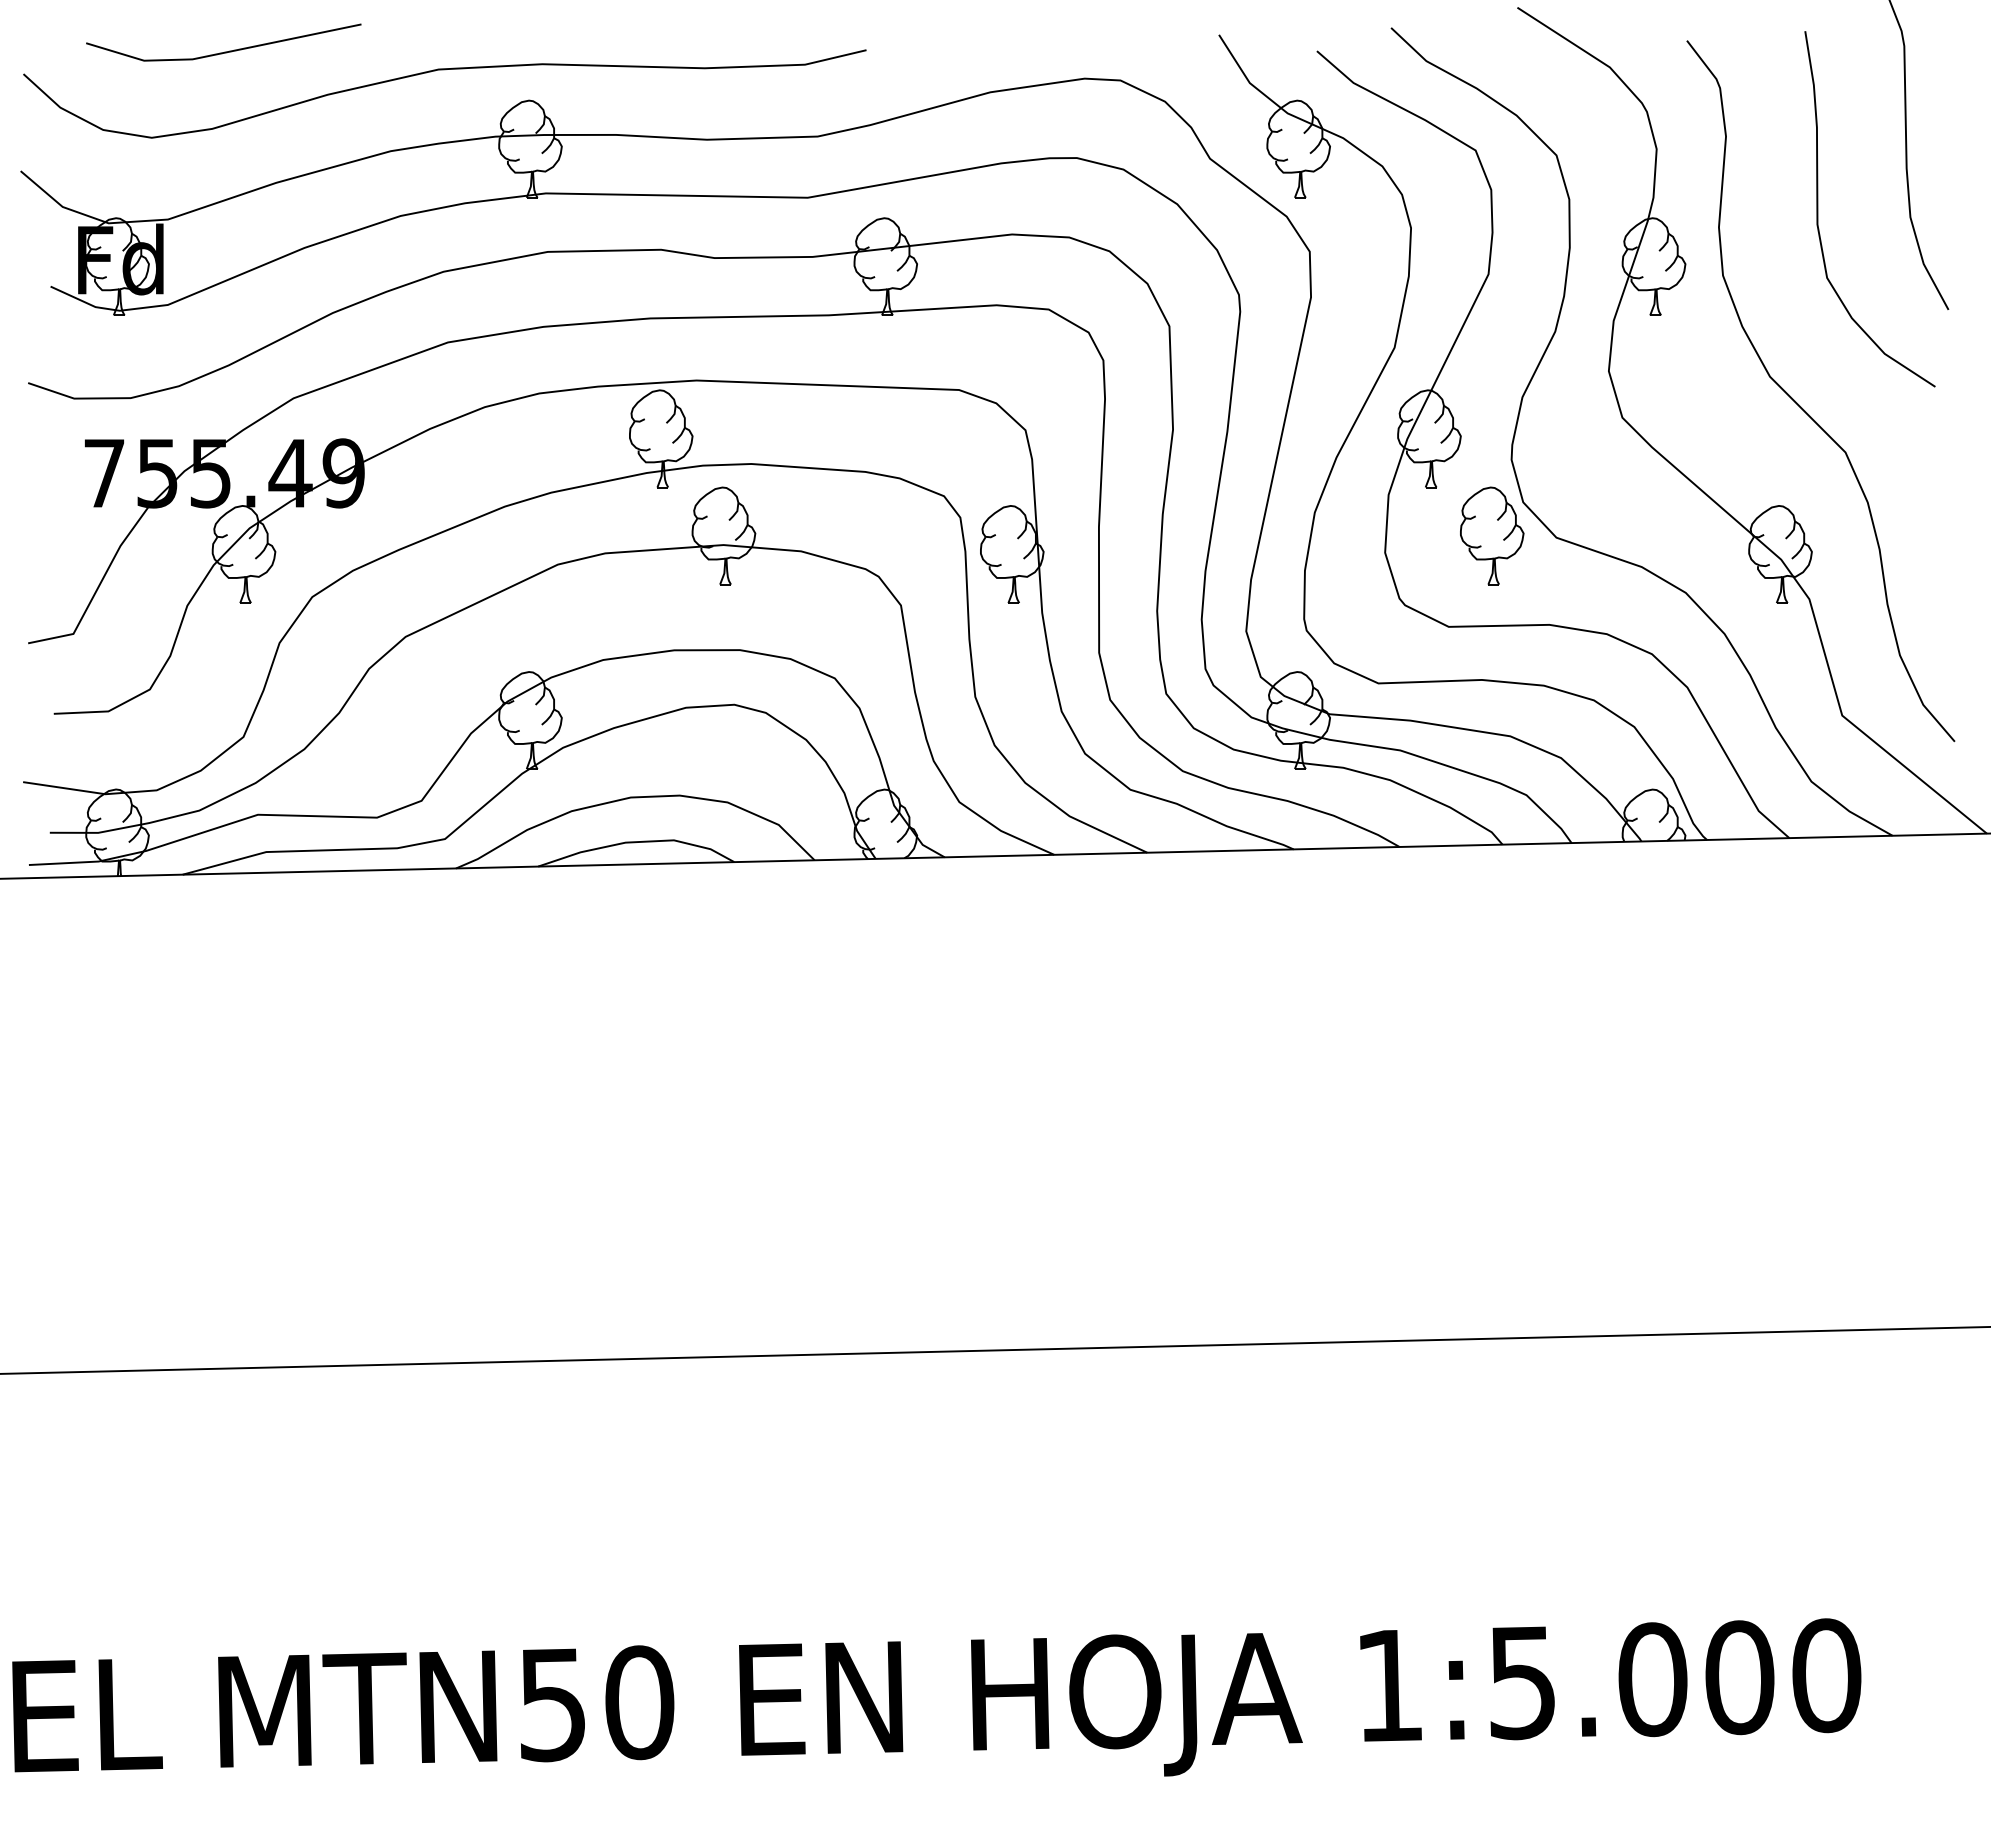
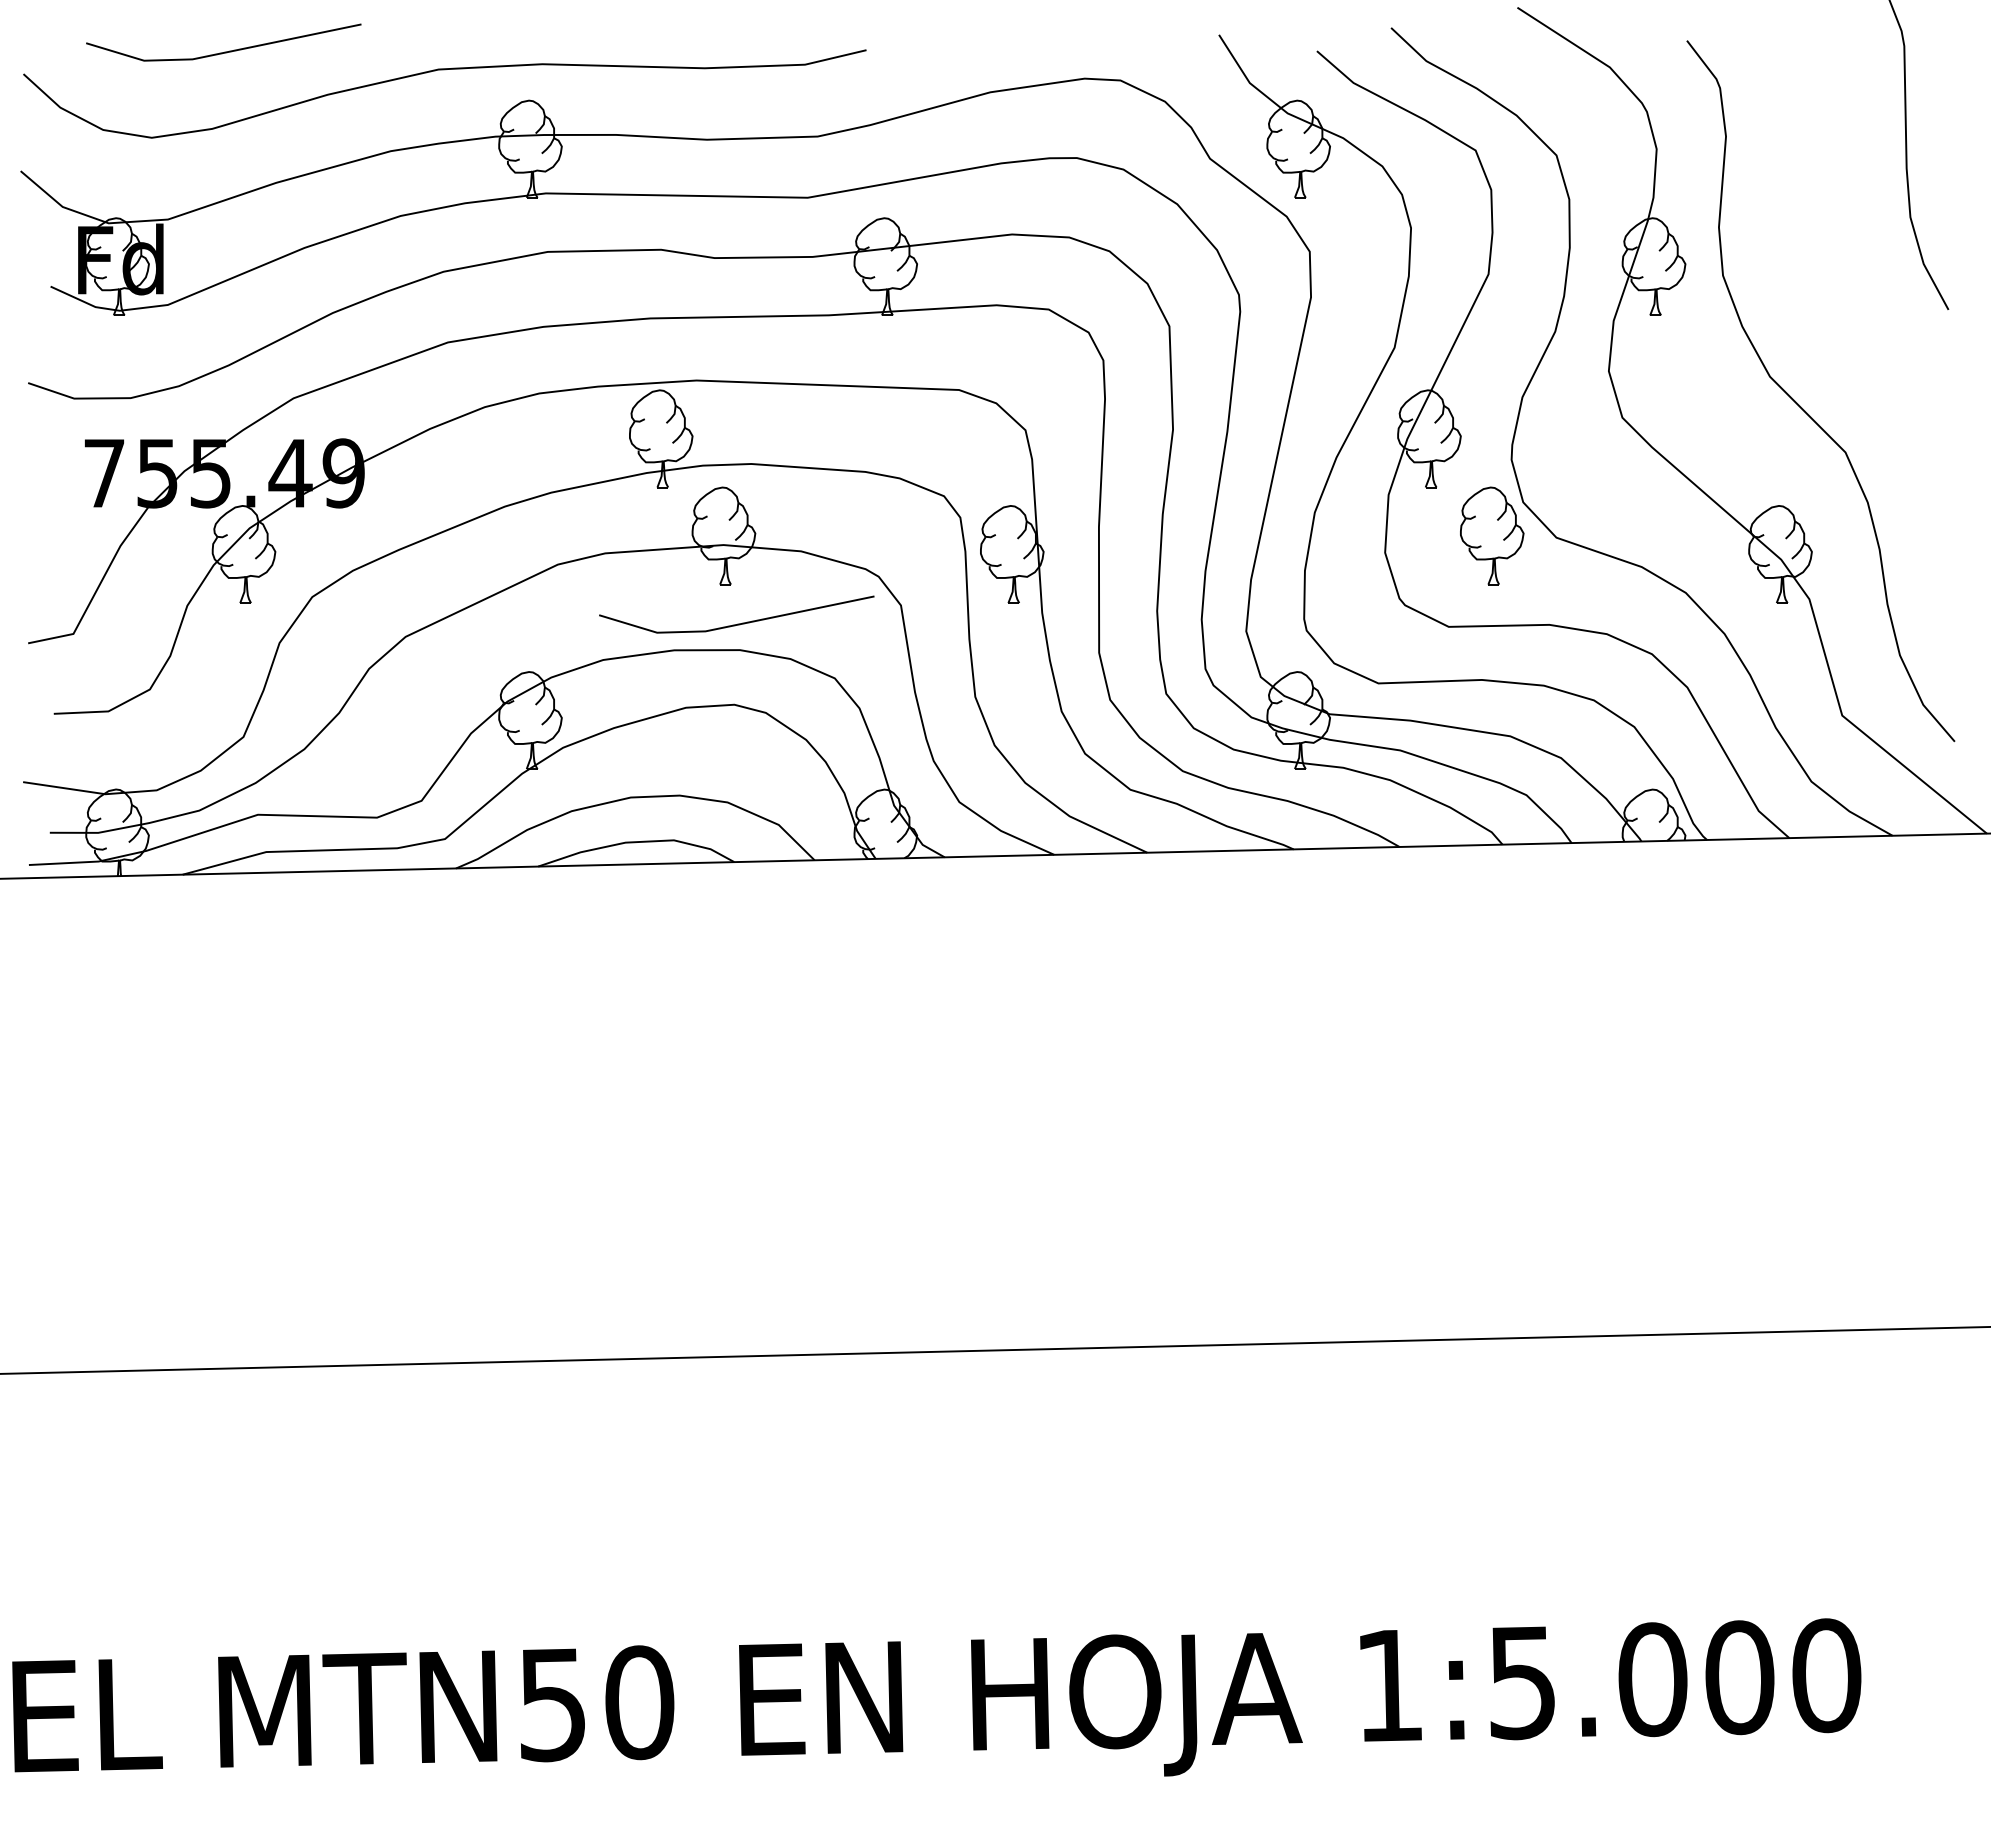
curve: present -> none (1818, 209)
line: none -> present (737, 623)
